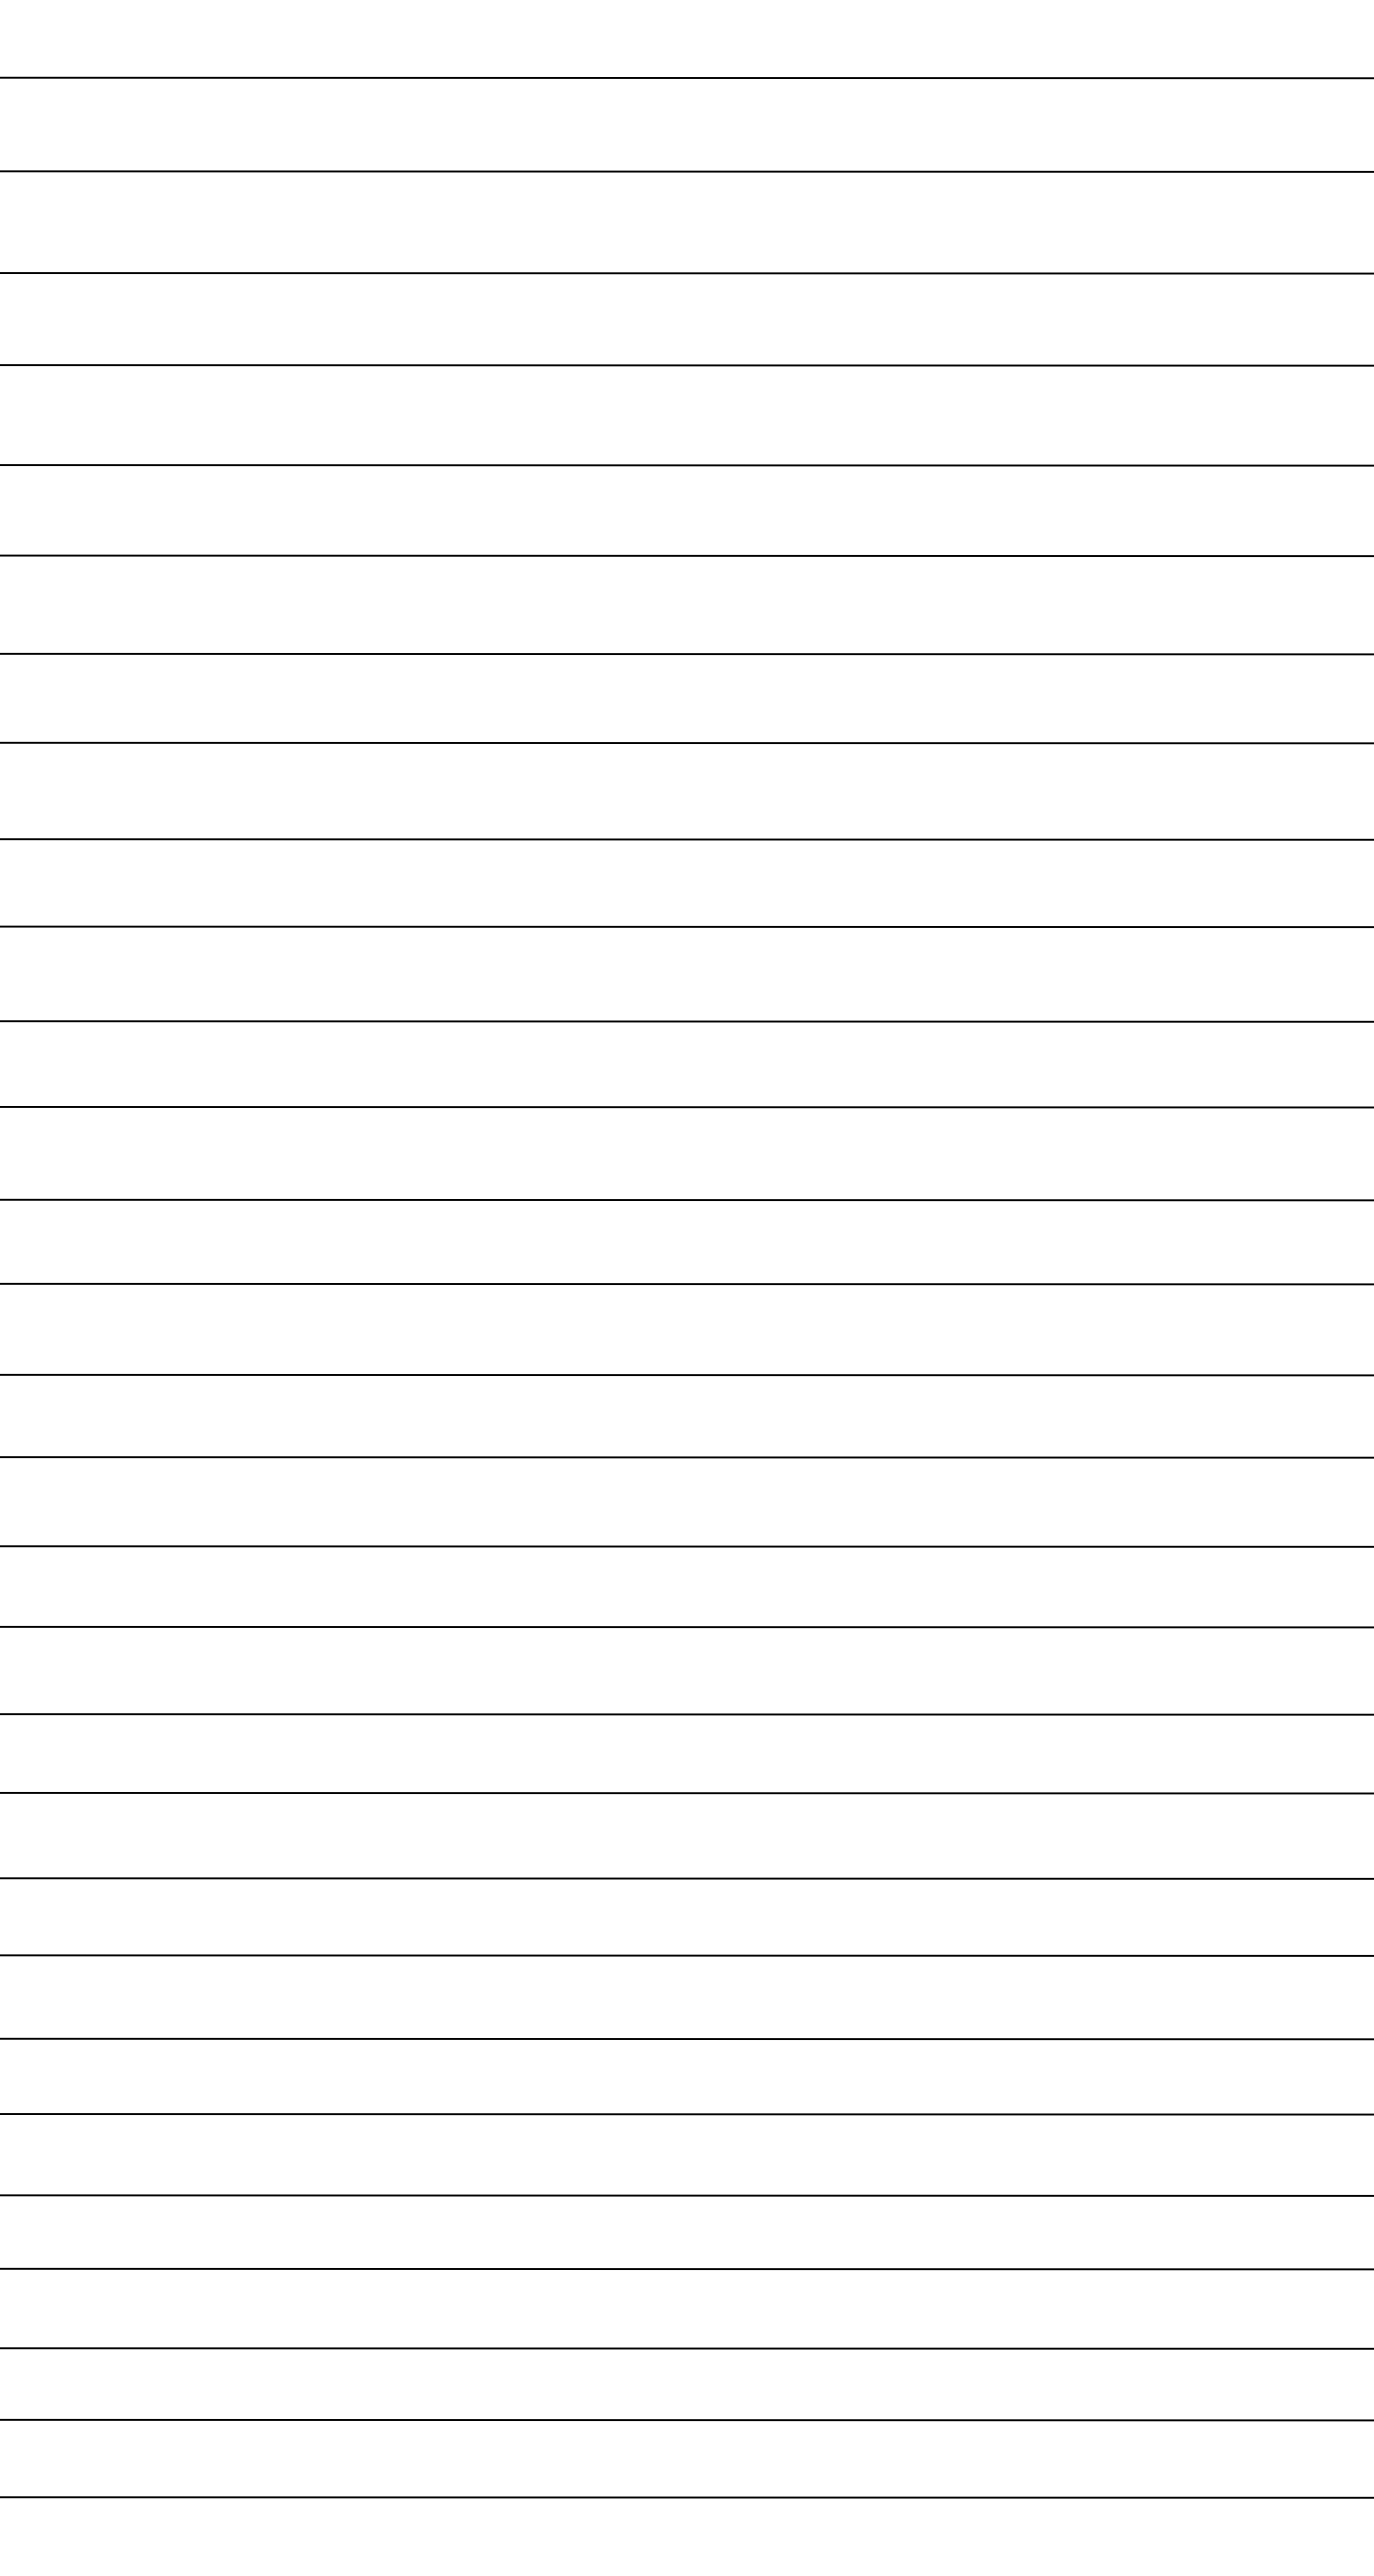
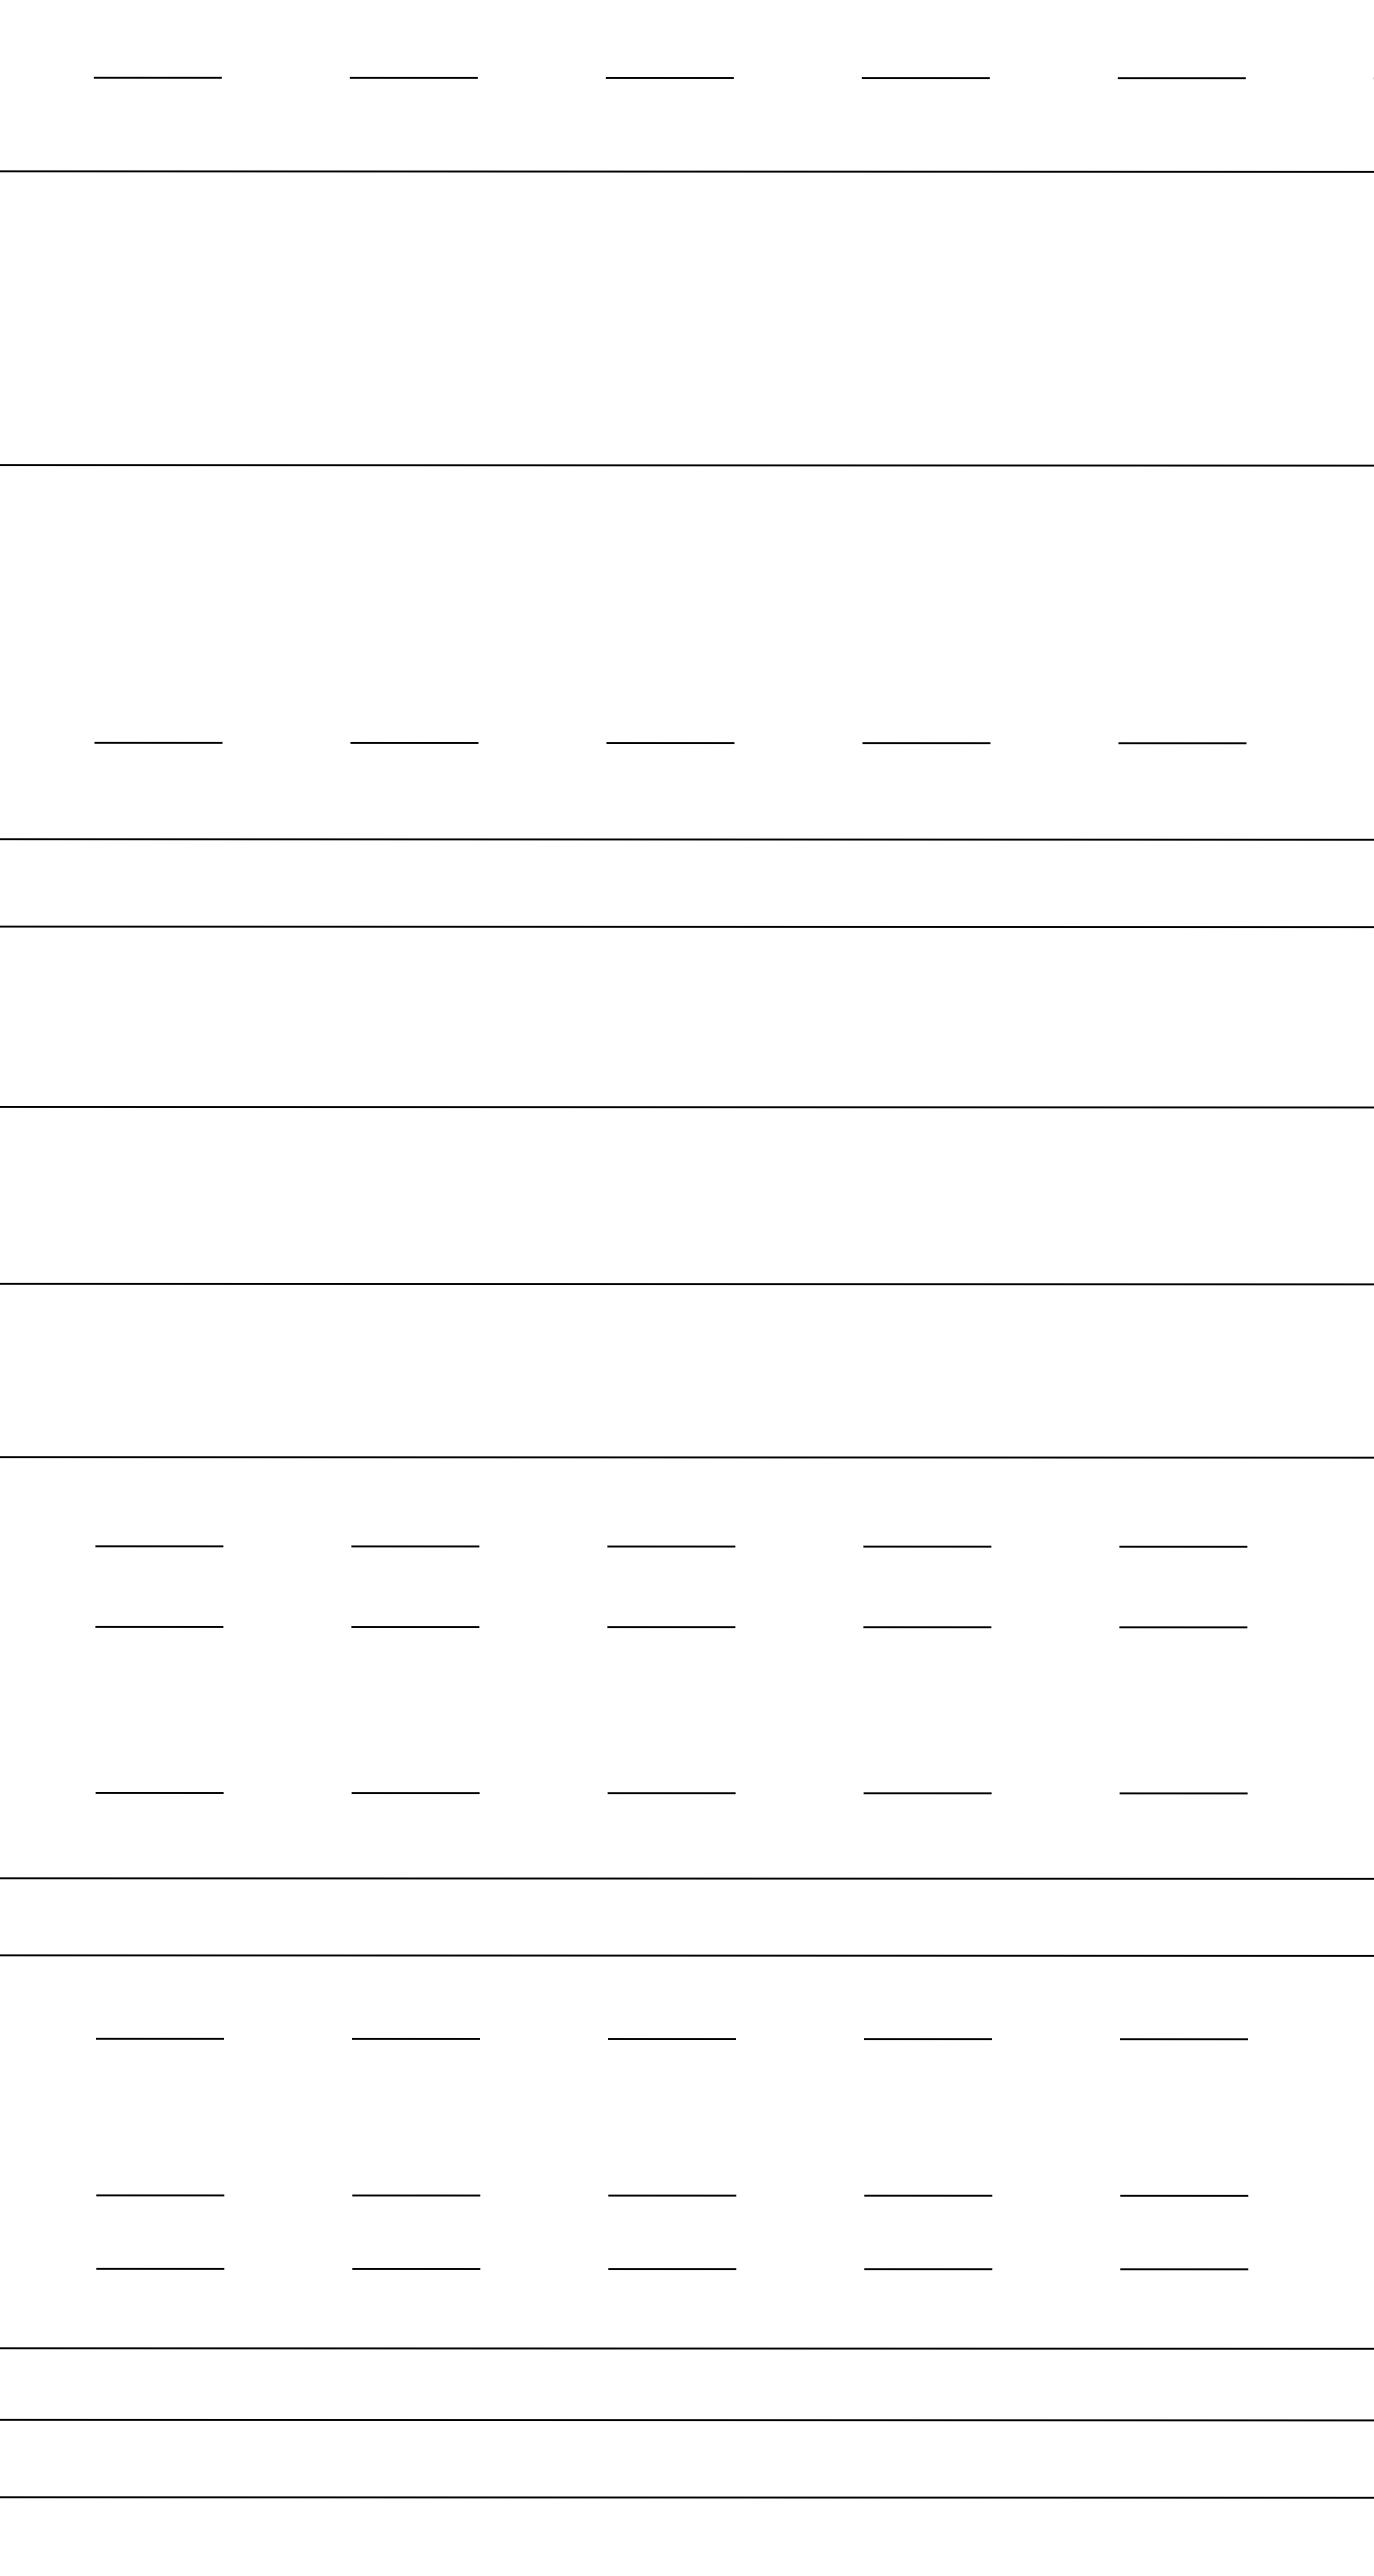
line: solid -> dashed (687, 78)
line: present -> none (686, 273)
line: present -> none (686, 365)
line: present -> none (686, 555)
line: present -> none (686, 653)
line: solid -> dashed (686, 743)
line: present -> none (686, 1021)
line: present -> none (686, 1199)
line: present -> none (686, 1374)
line: solid -> dashed (687, 1546)
line: solid -> dashed (686, 1627)
line: present -> none (686, 1714)
line: solid -> dashed (686, 1793)
line: solid -> dashed (687, 2039)
line: present -> none (686, 2114)
line: solid -> dashed (687, 2195)
line: solid -> dashed (686, 2269)
